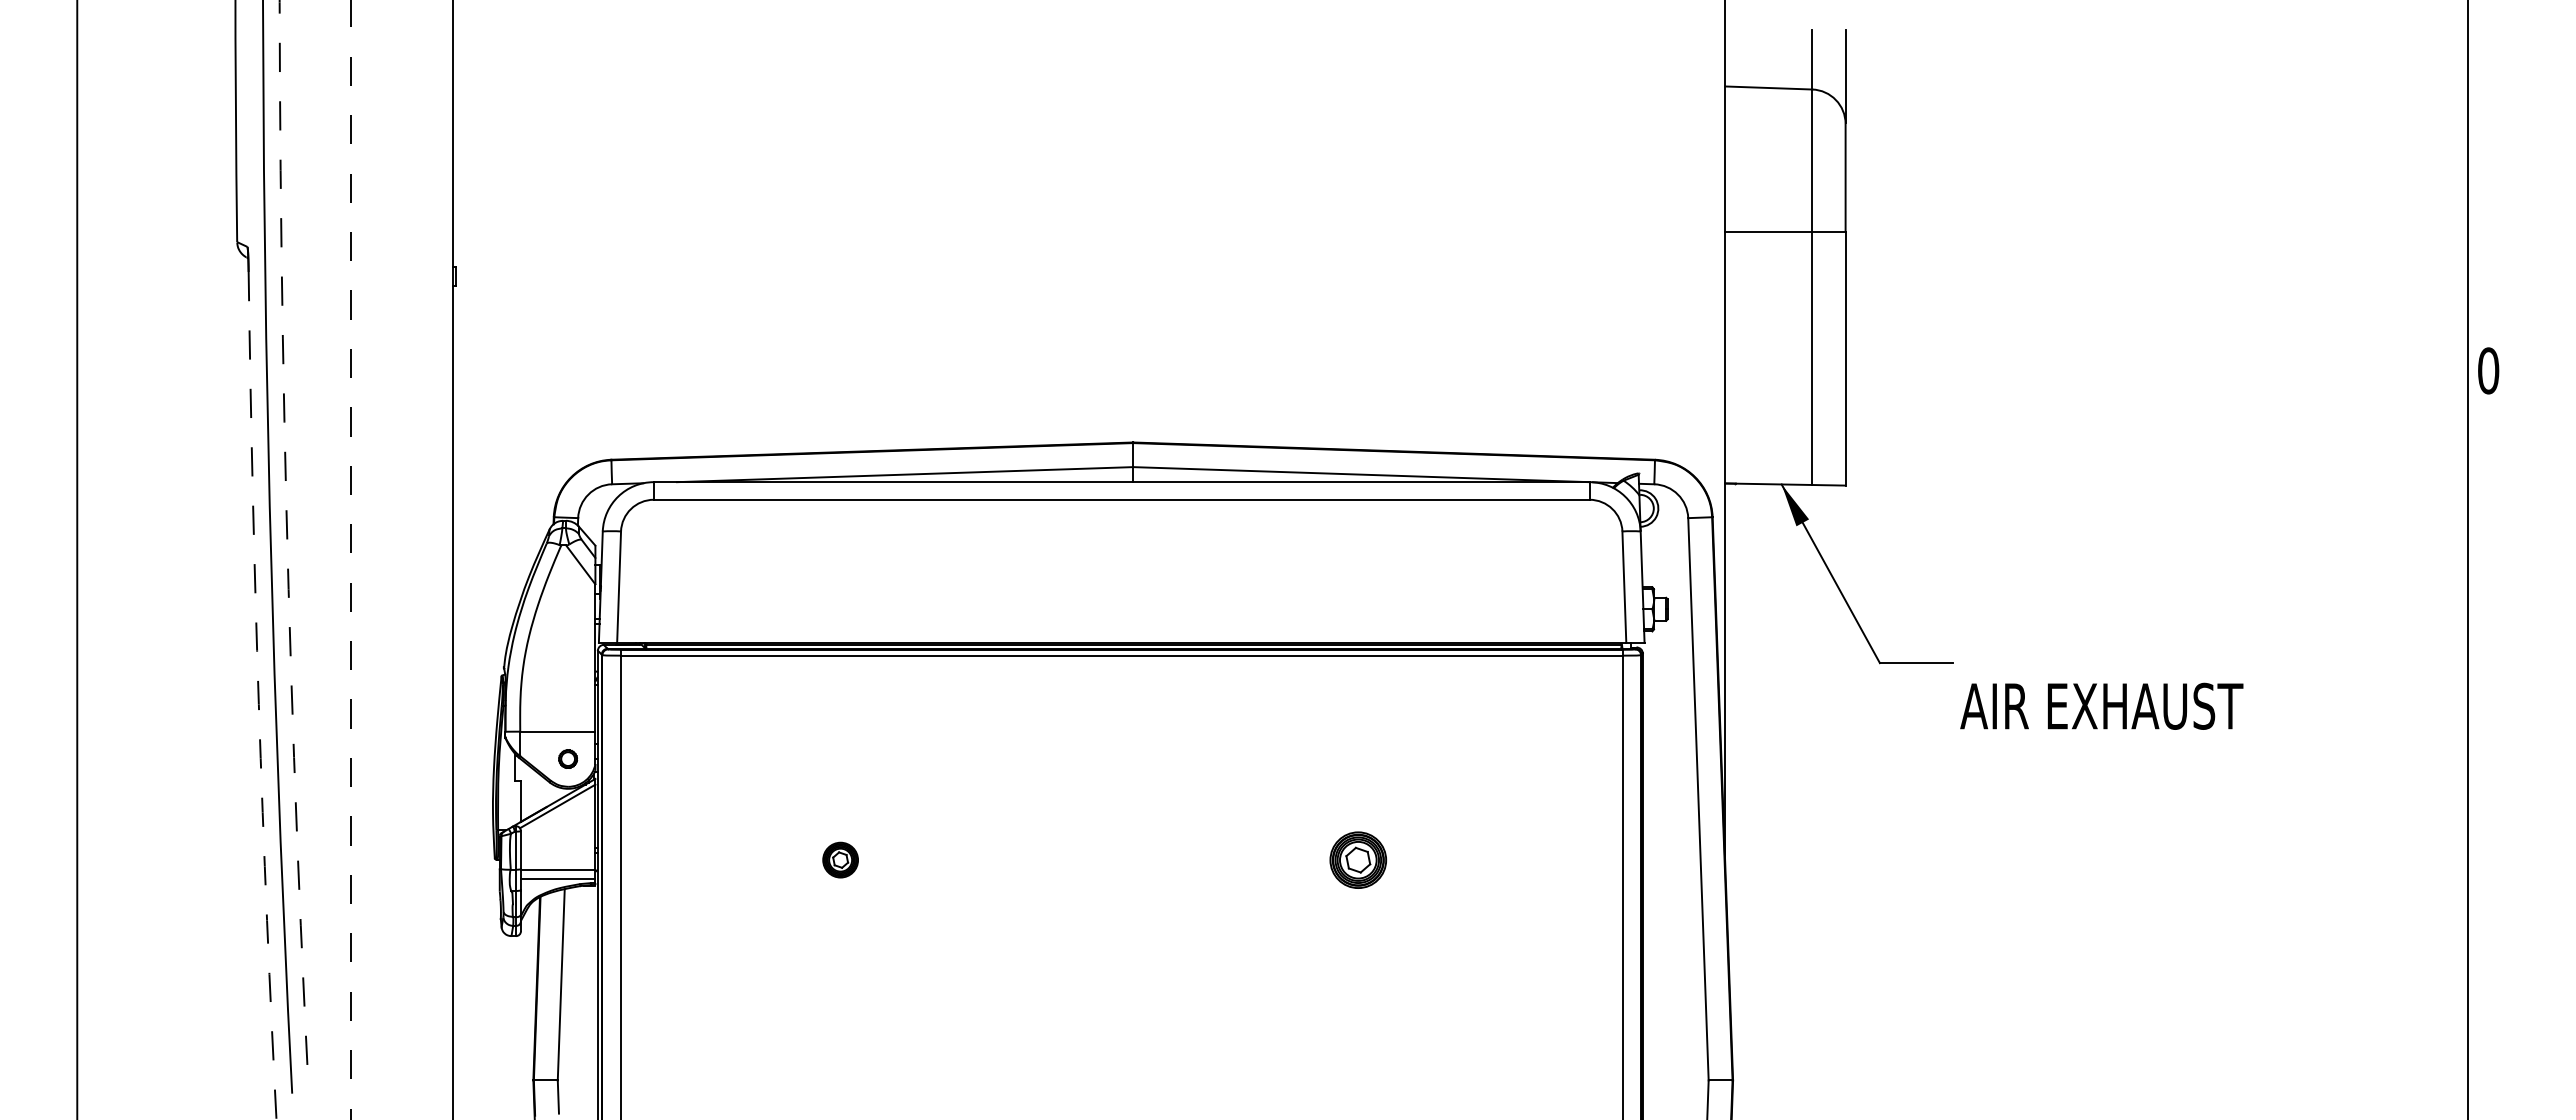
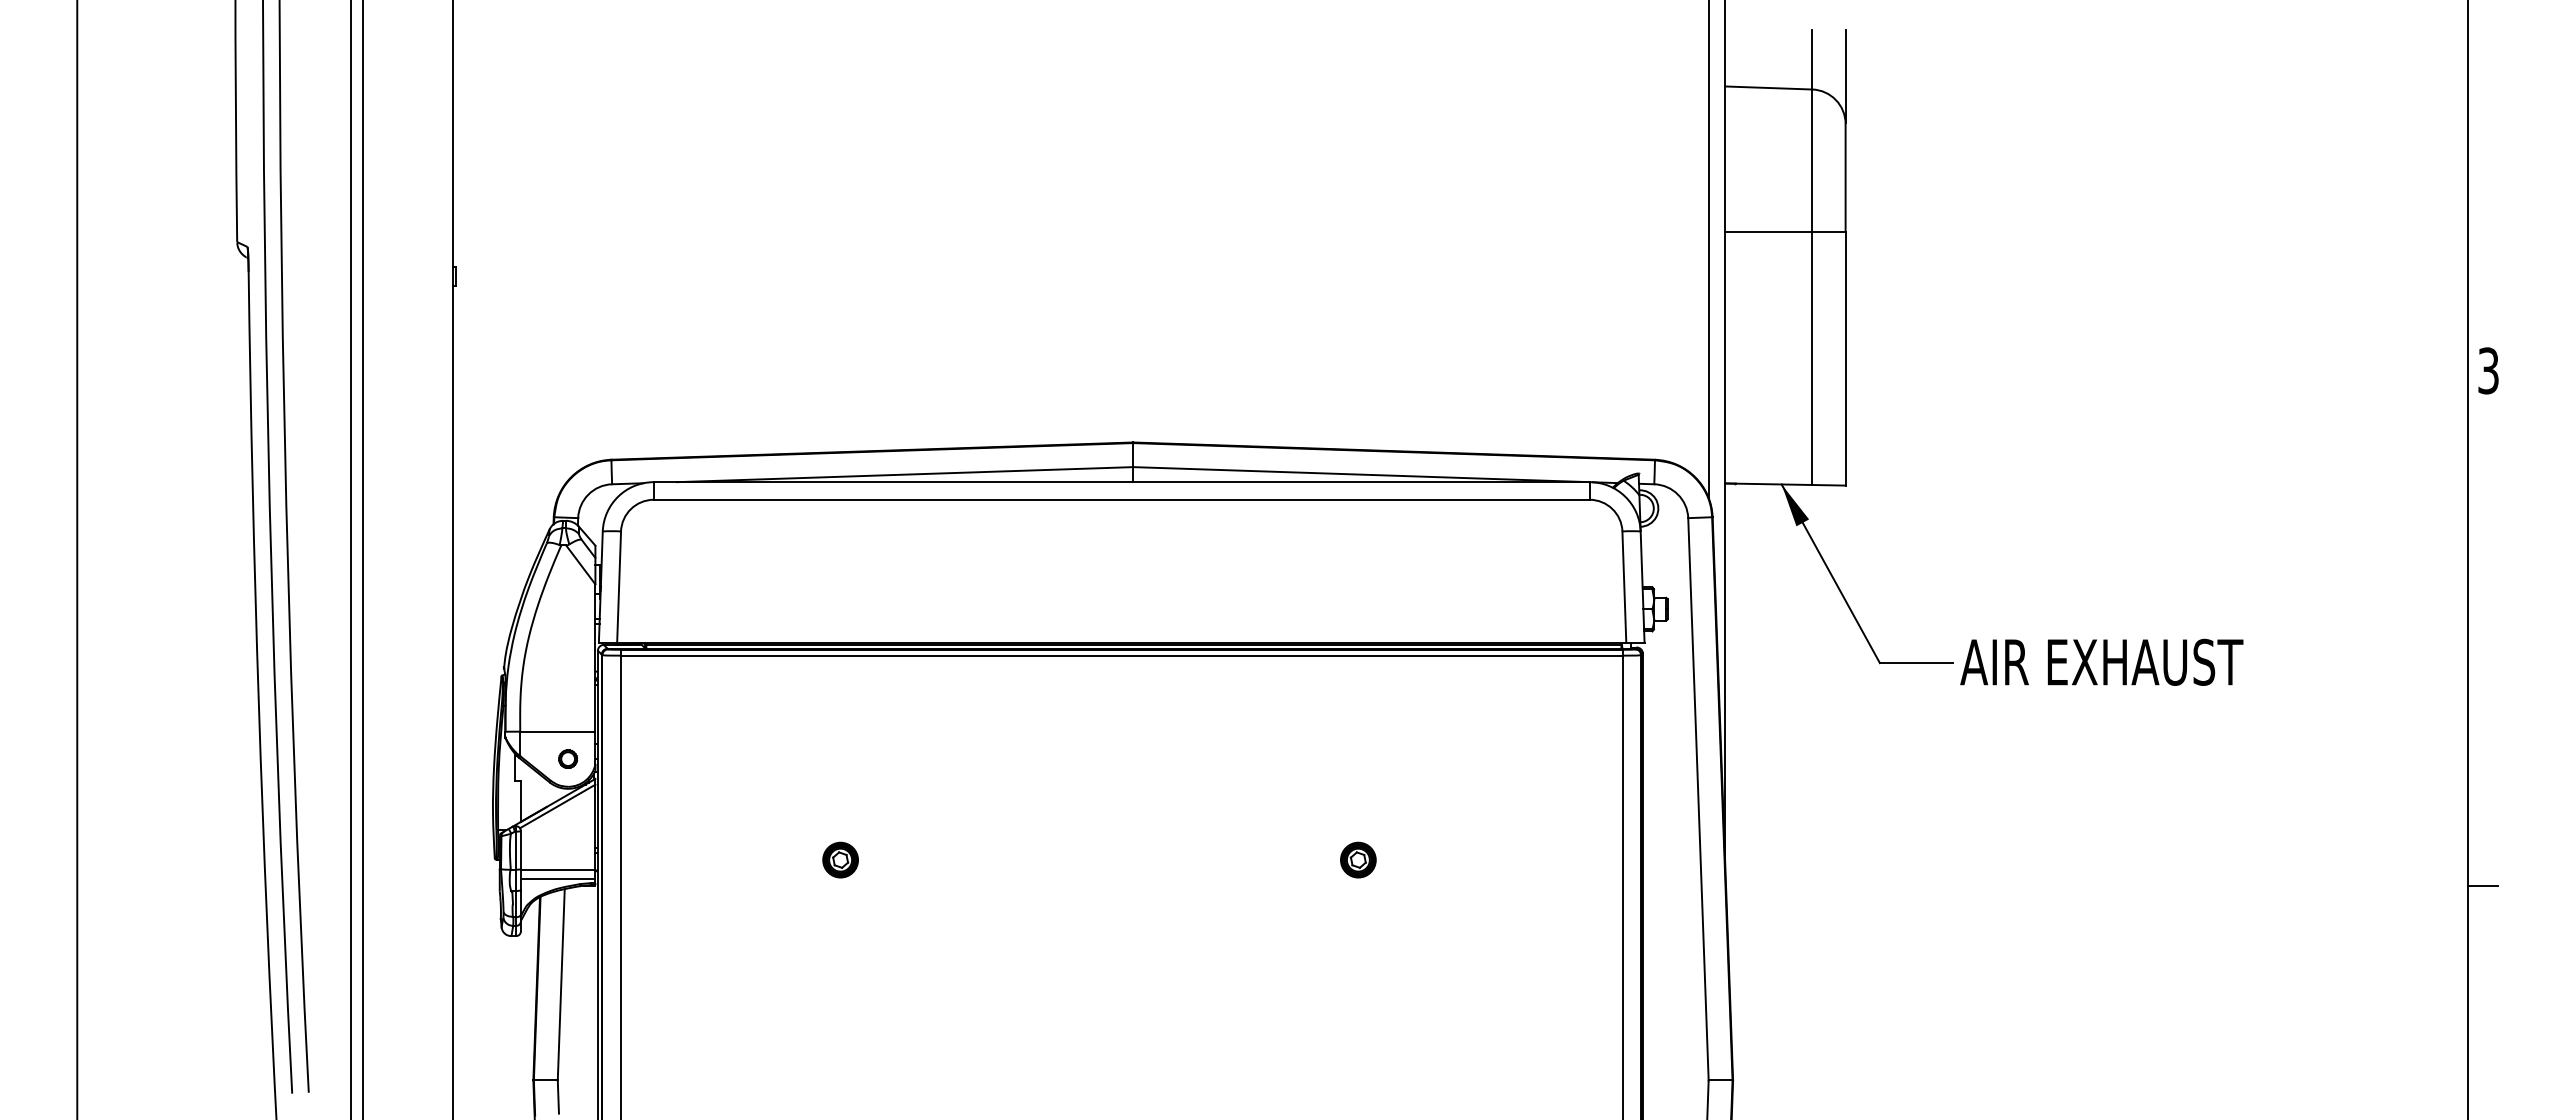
line: none -> present (1709, 251)
text: 0 -> 3 (2488, 370)
arc: dashed -> solid (287, 546)
line: none -> present (362, 559)
line: dashed -> solid (350, 560)
arc: dashed -> solid (258, 696)
text position: (2101, 705) -> (2101, 661) (2101, 661)
part size: 59x58 px -> 37x38 px (1358, 859)
line: none -> present (2482, 885)
